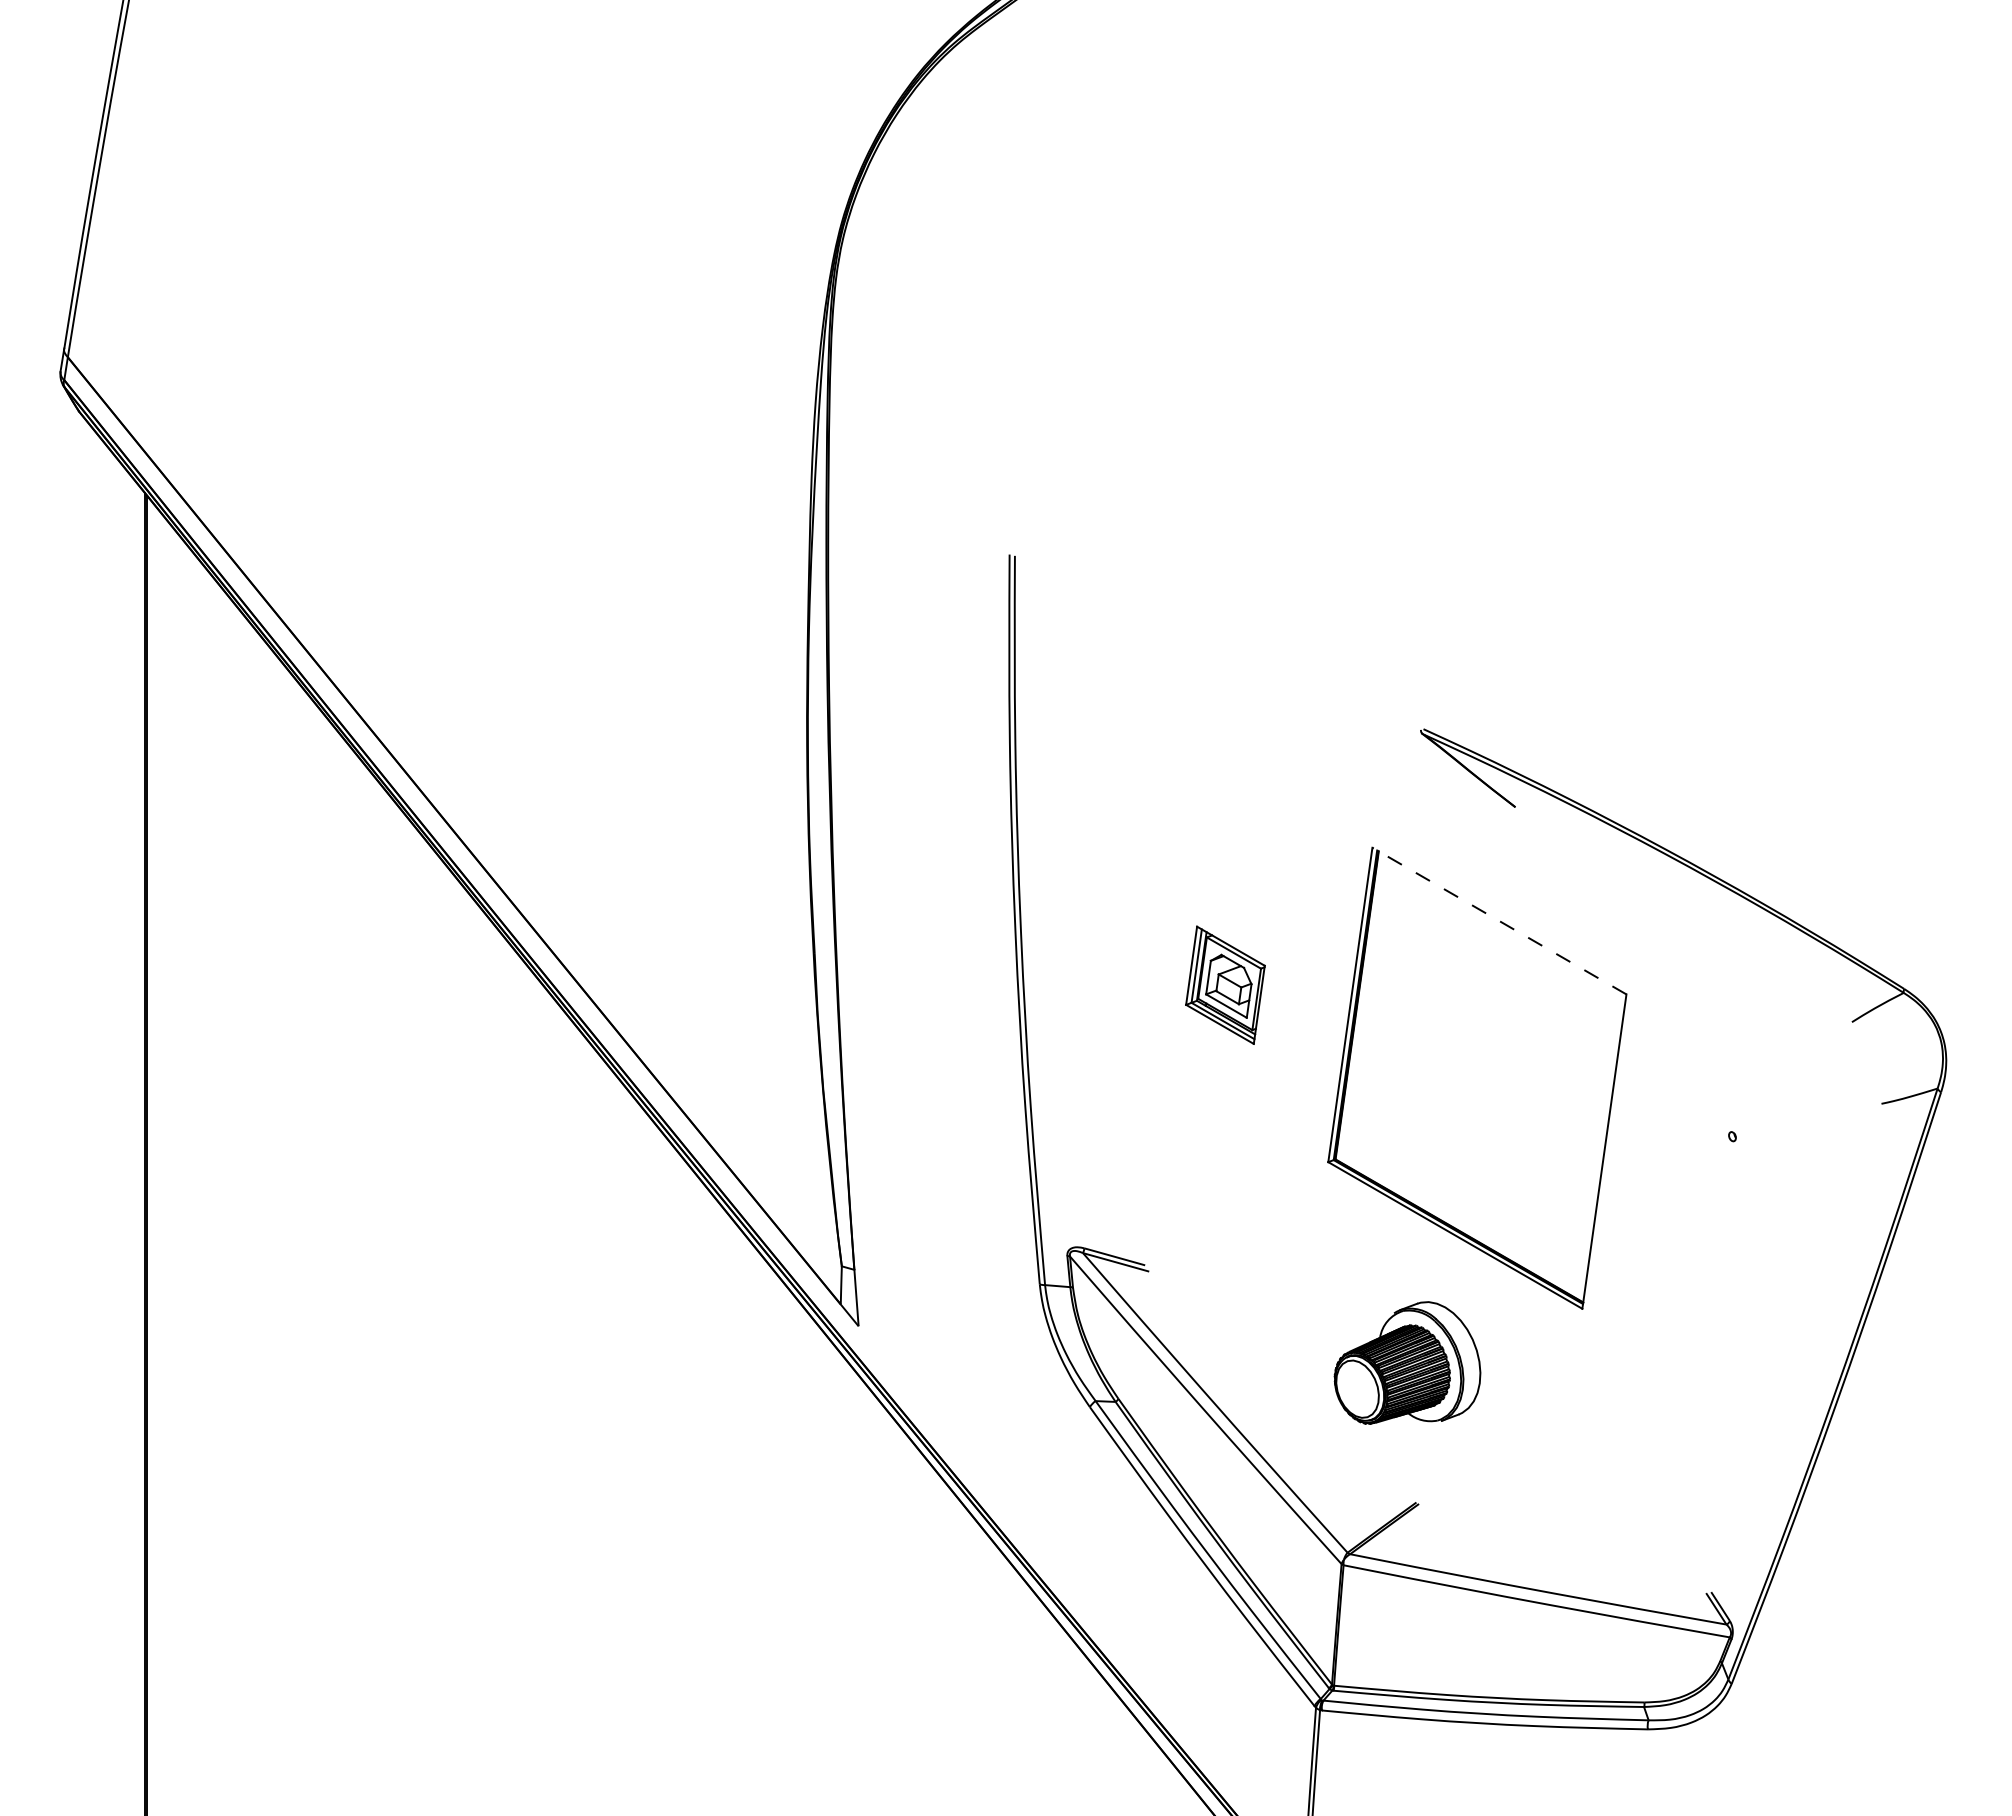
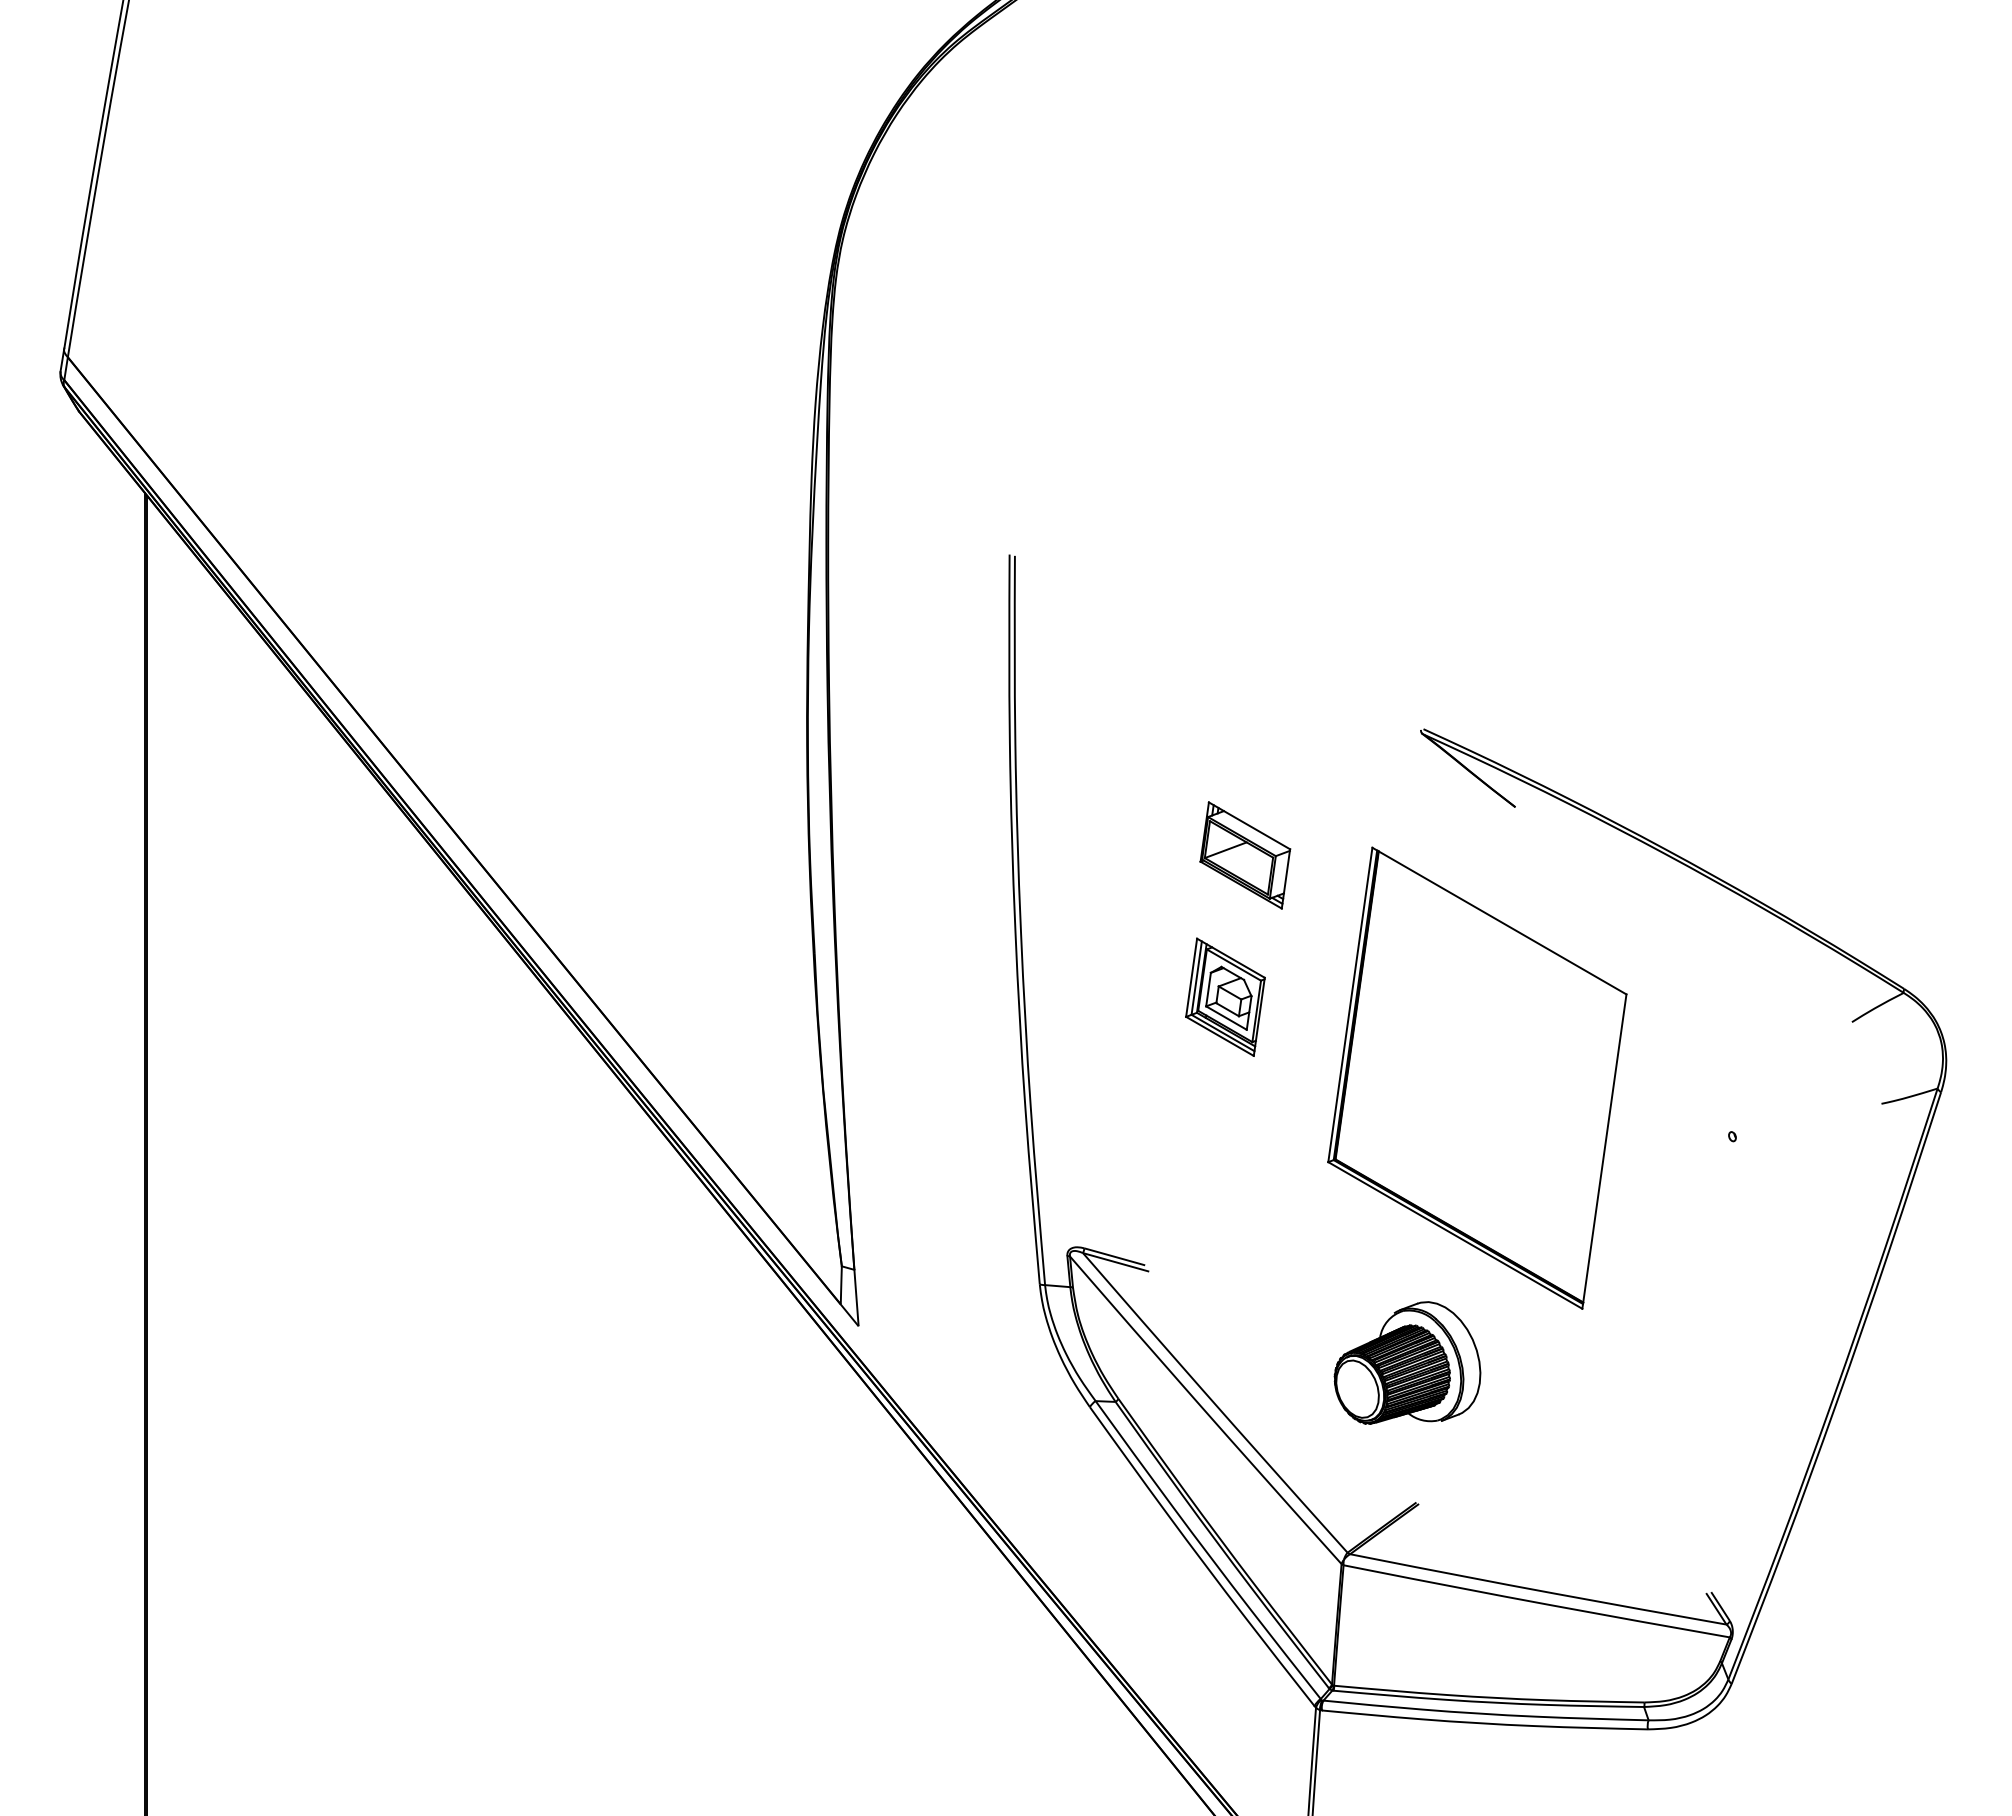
part: none -> present (1245, 855)
line: dashed -> solid (1499, 921)
part position: (1225, 984) -> (1225, 996) (1225, 996)
